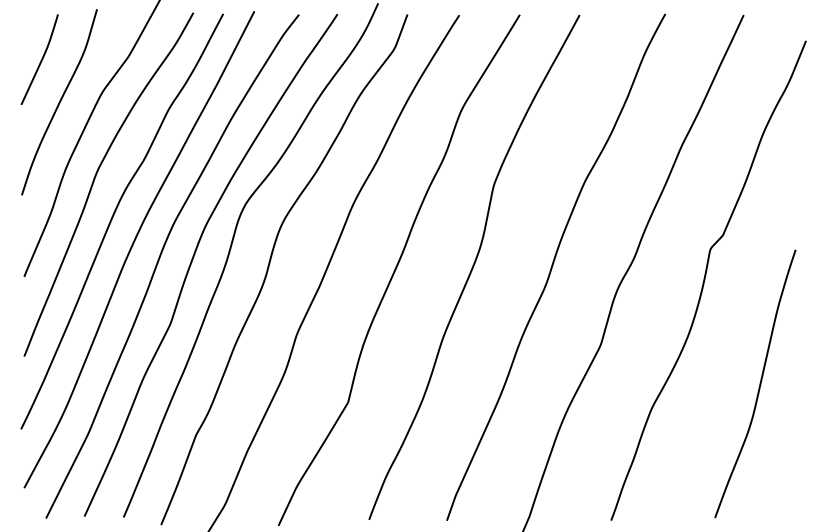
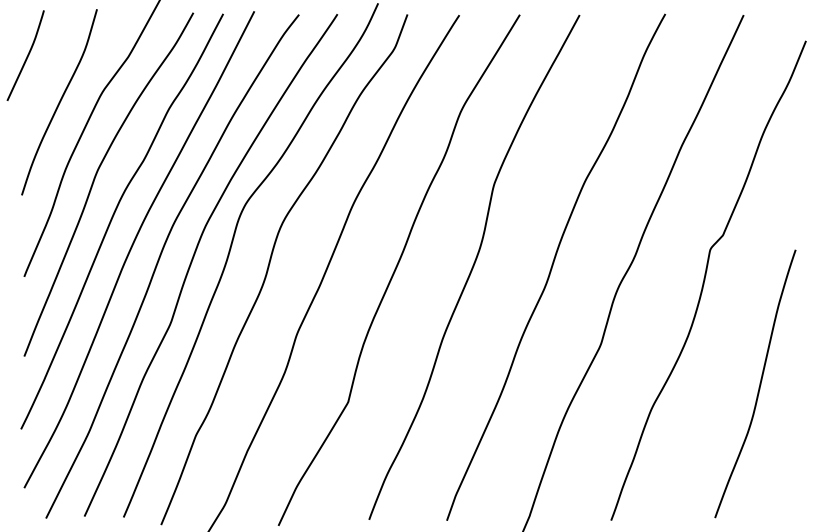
curve position: (40, 60) -> (26, 56) (26, 56)
